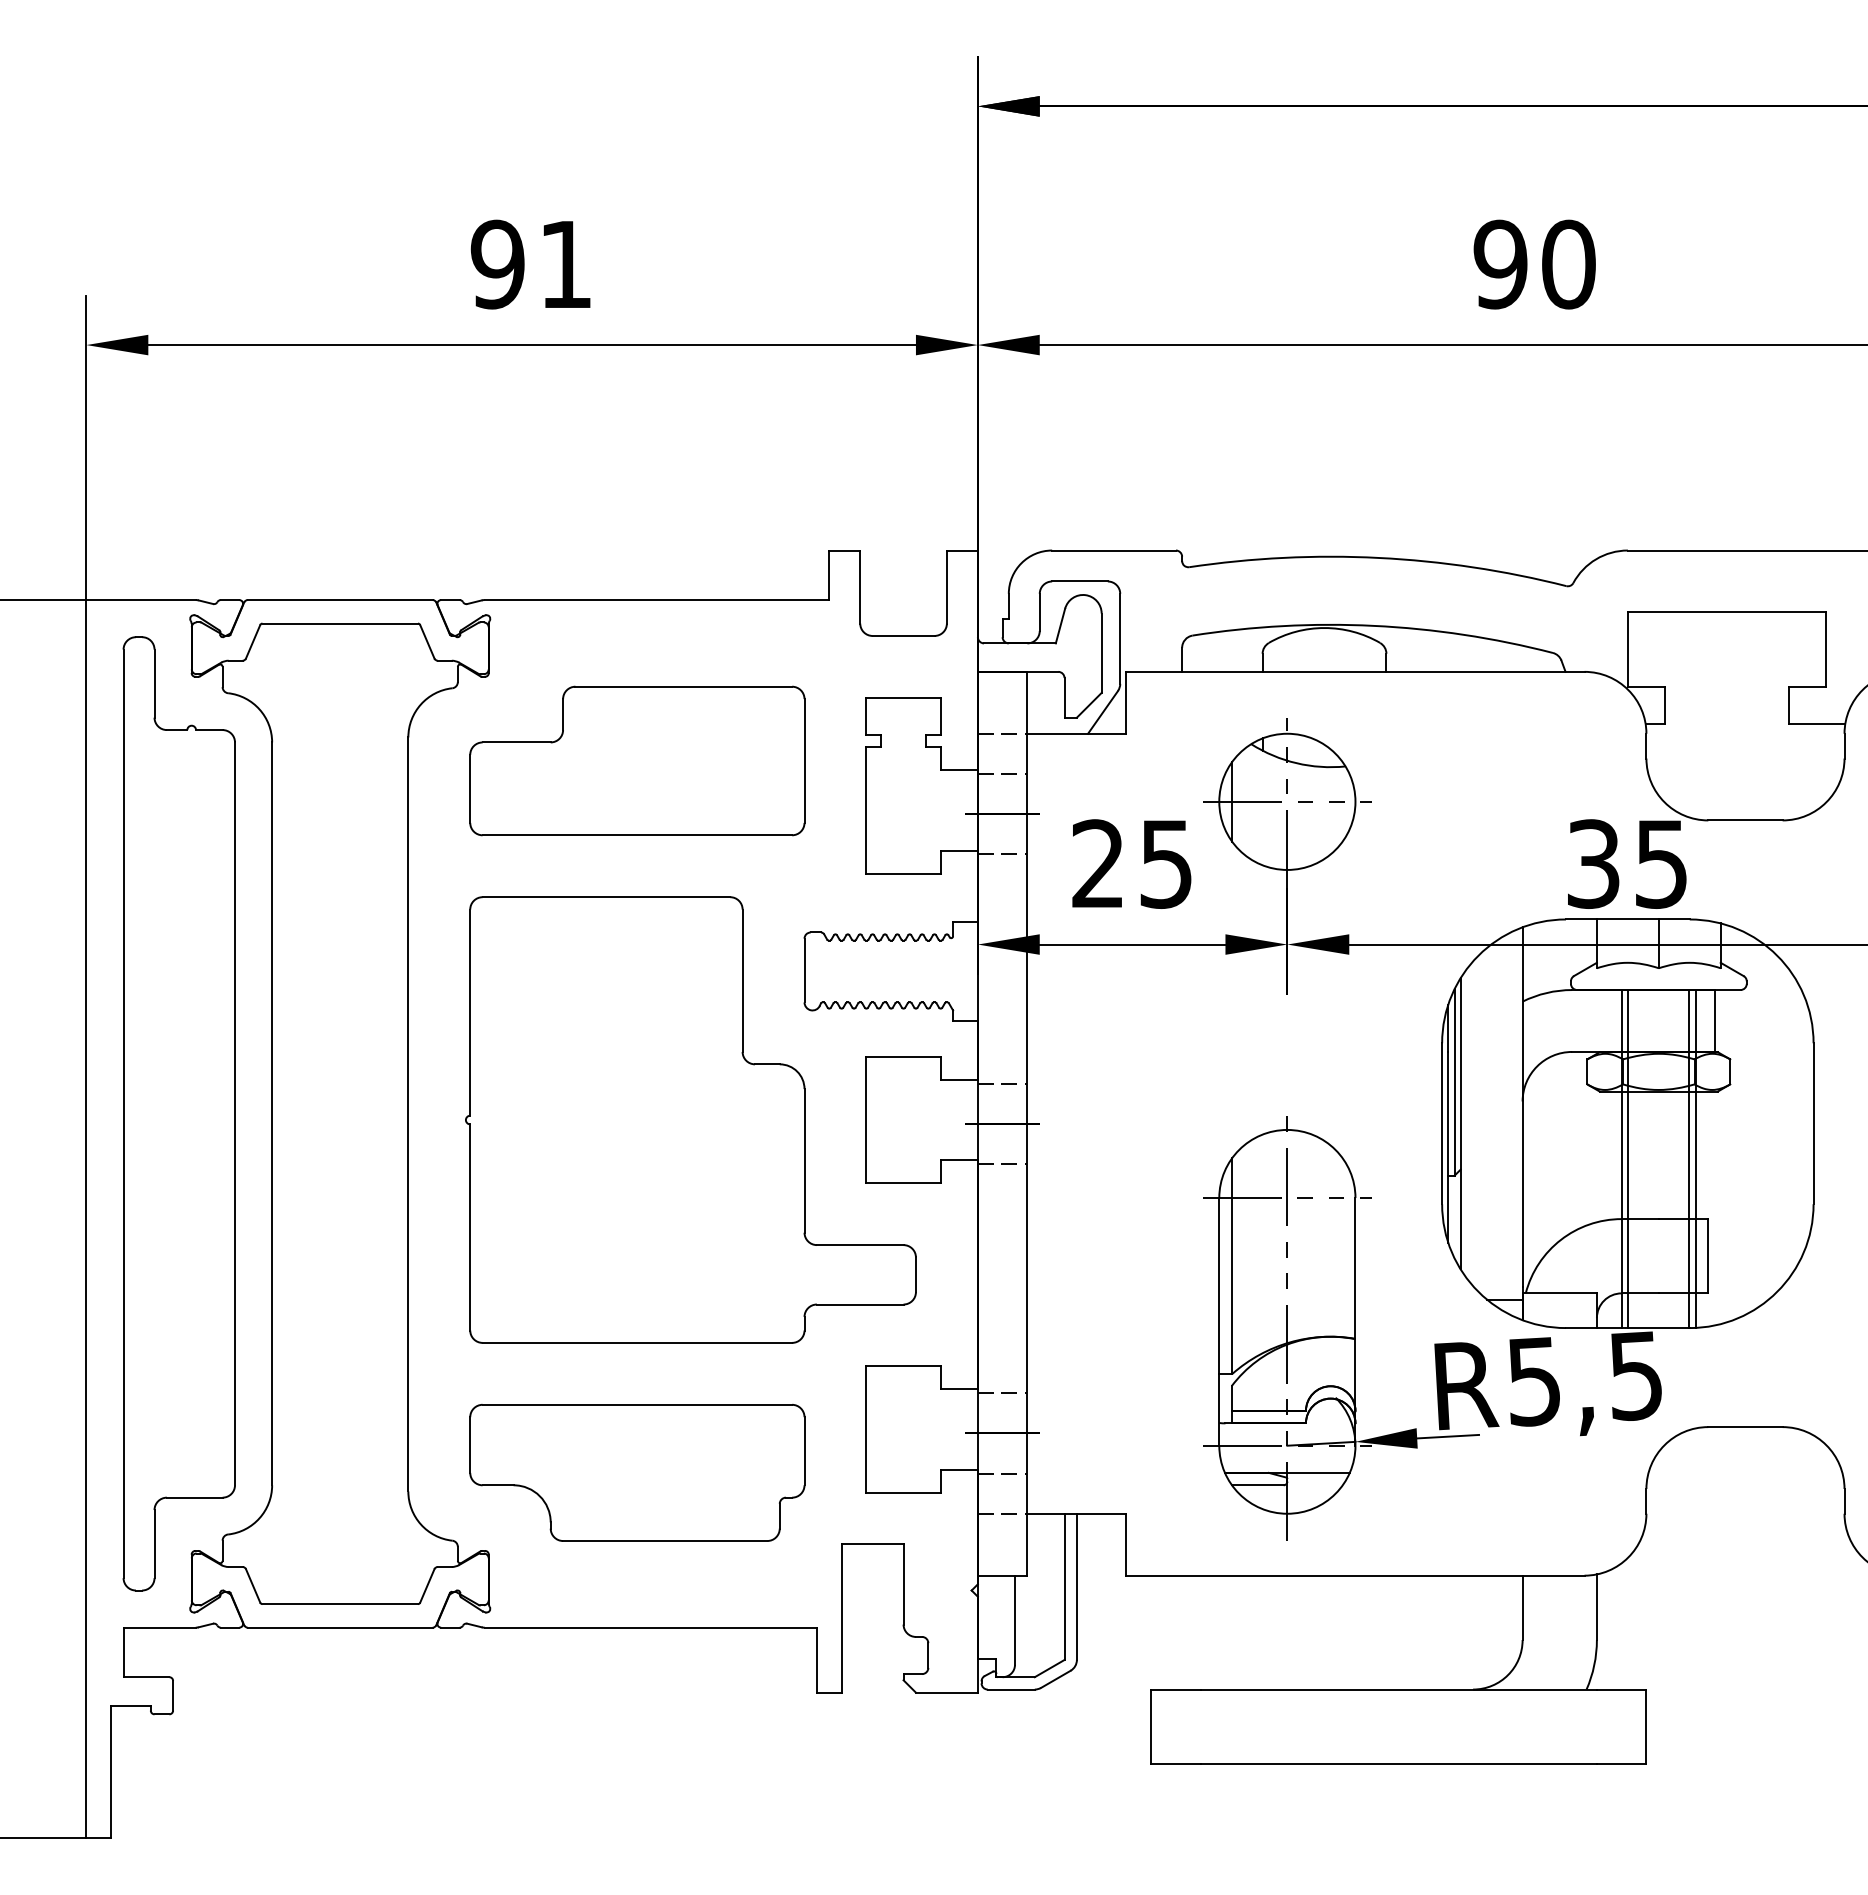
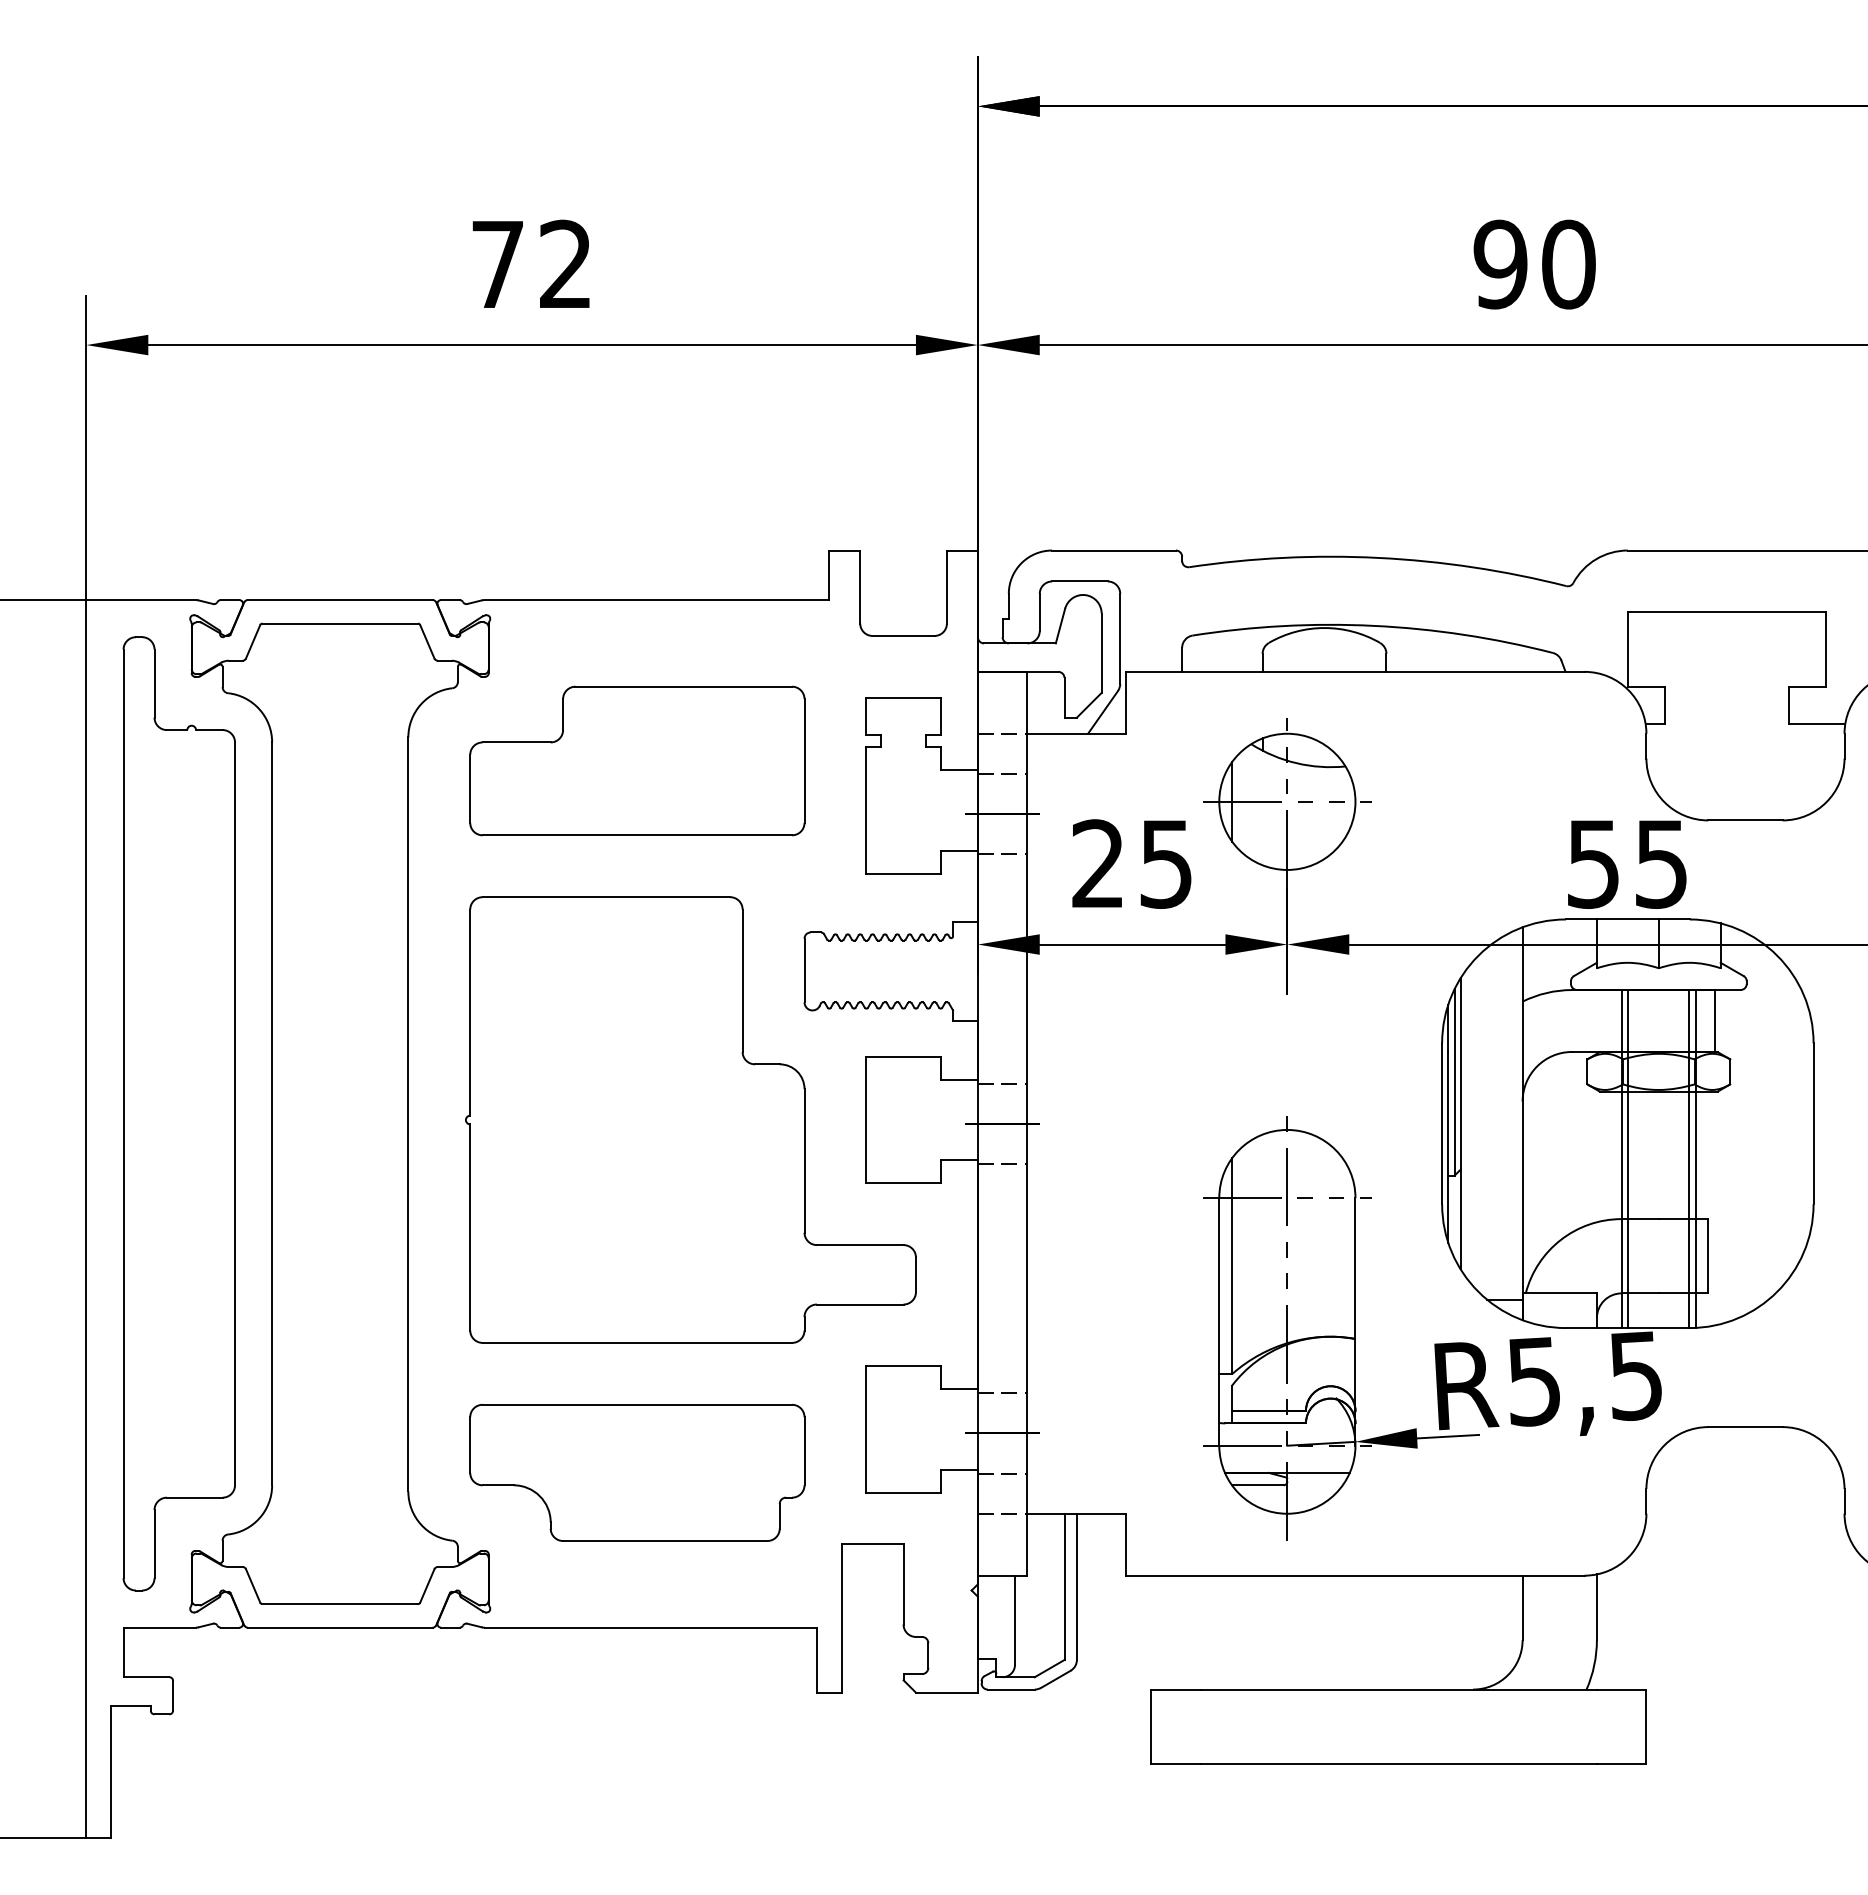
text: 91 -> 72 (530, 264)
text: 35 -> 55 (1593, 863)
